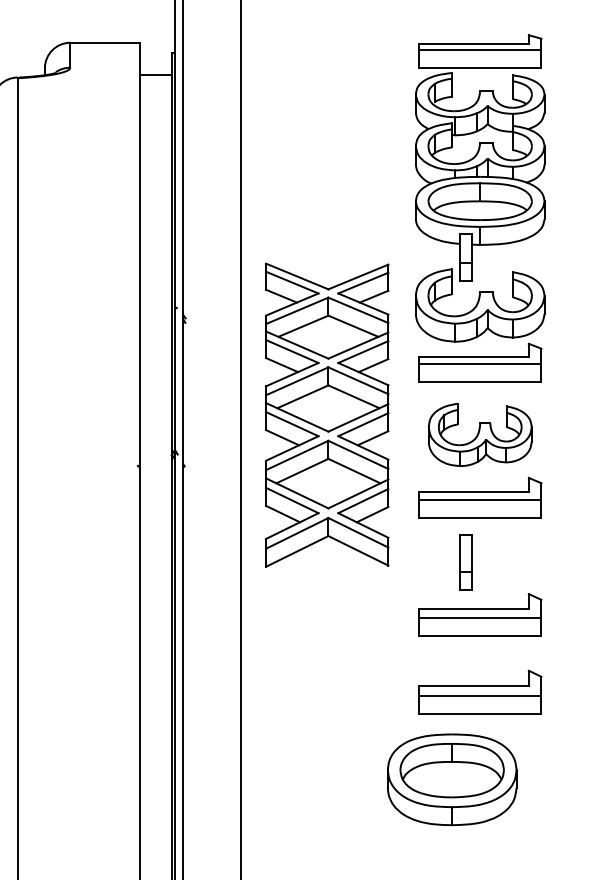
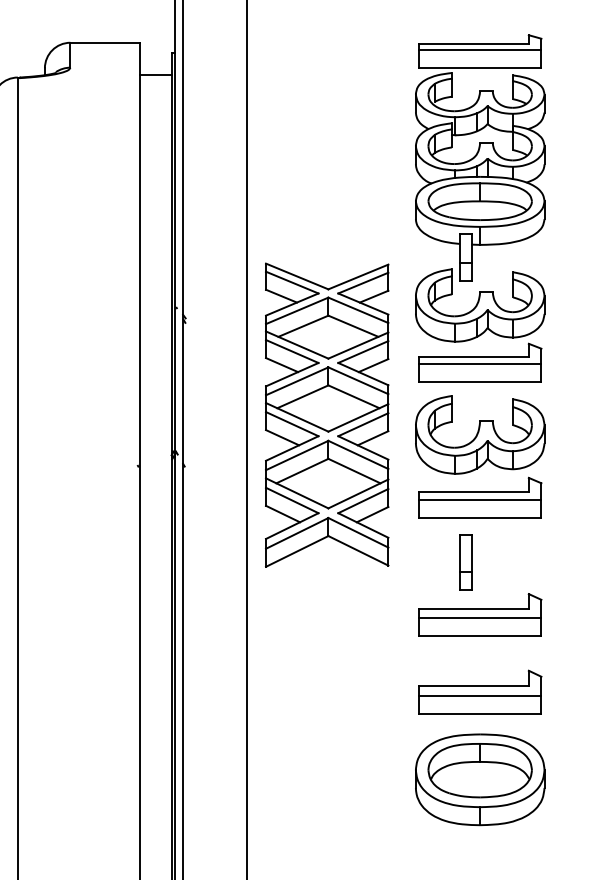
part size: 105x64 px -> 131x80 px (480, 434)
line position: (240, 439) -> (246, 439) (246, 439)
part position: (452, 779) -> (480, 779) (480, 779)
